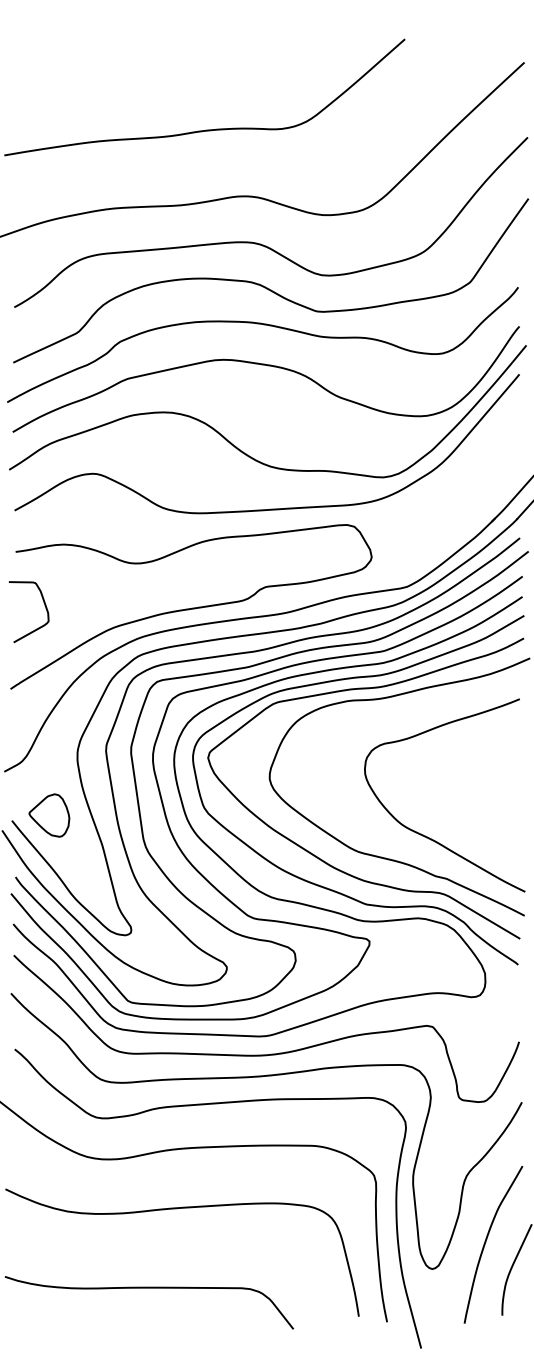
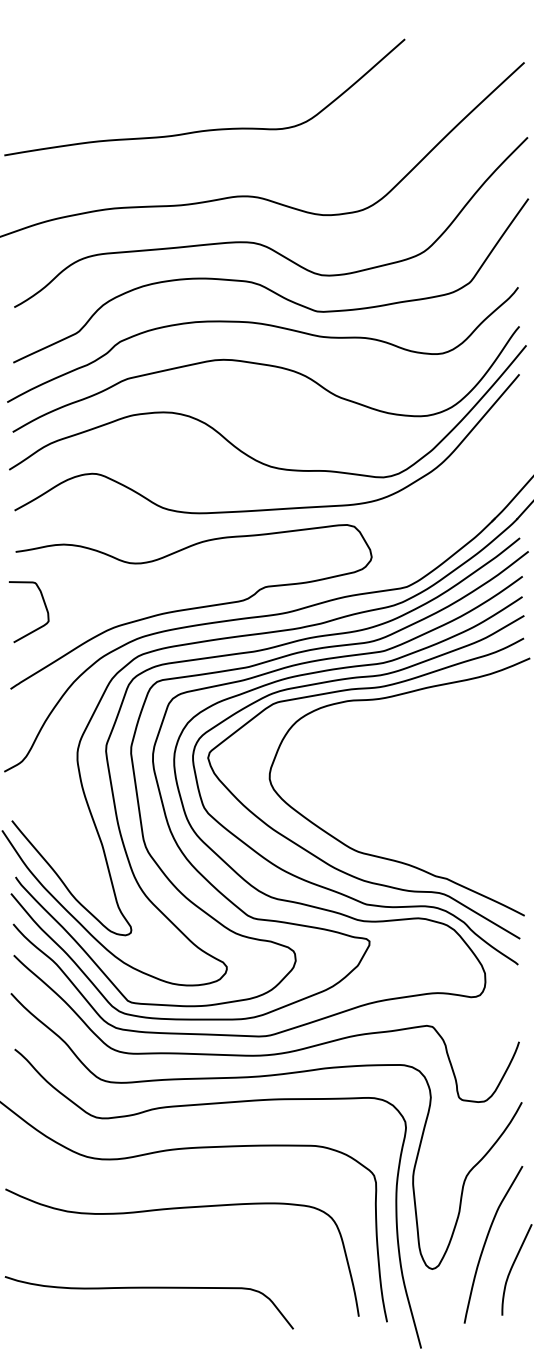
part: present -> none (49, 815)
curve: present -> none (425, 835)
